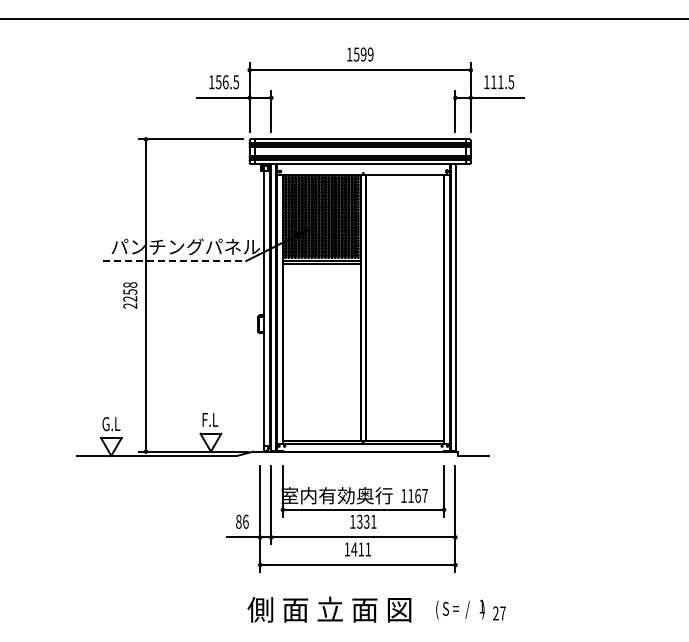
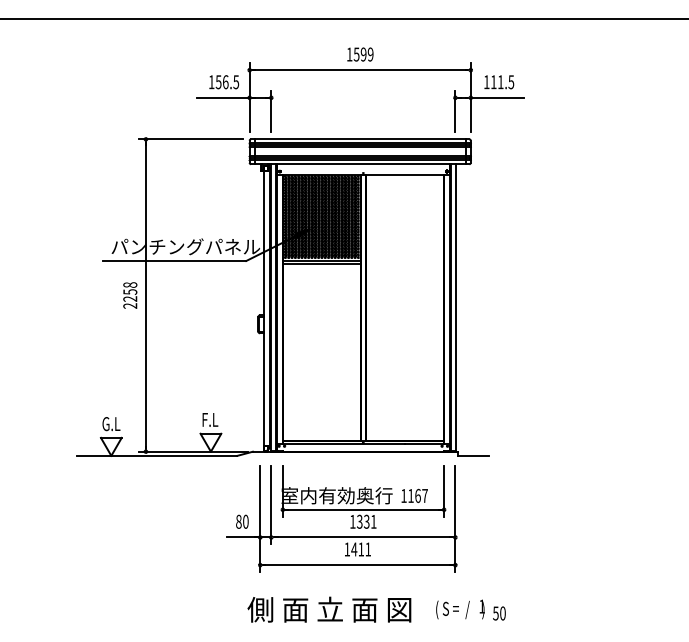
line: dashed -> solid (175, 261)
text: 86 -> 80 (245, 521)
text: 27 -> 50 (499, 613)
